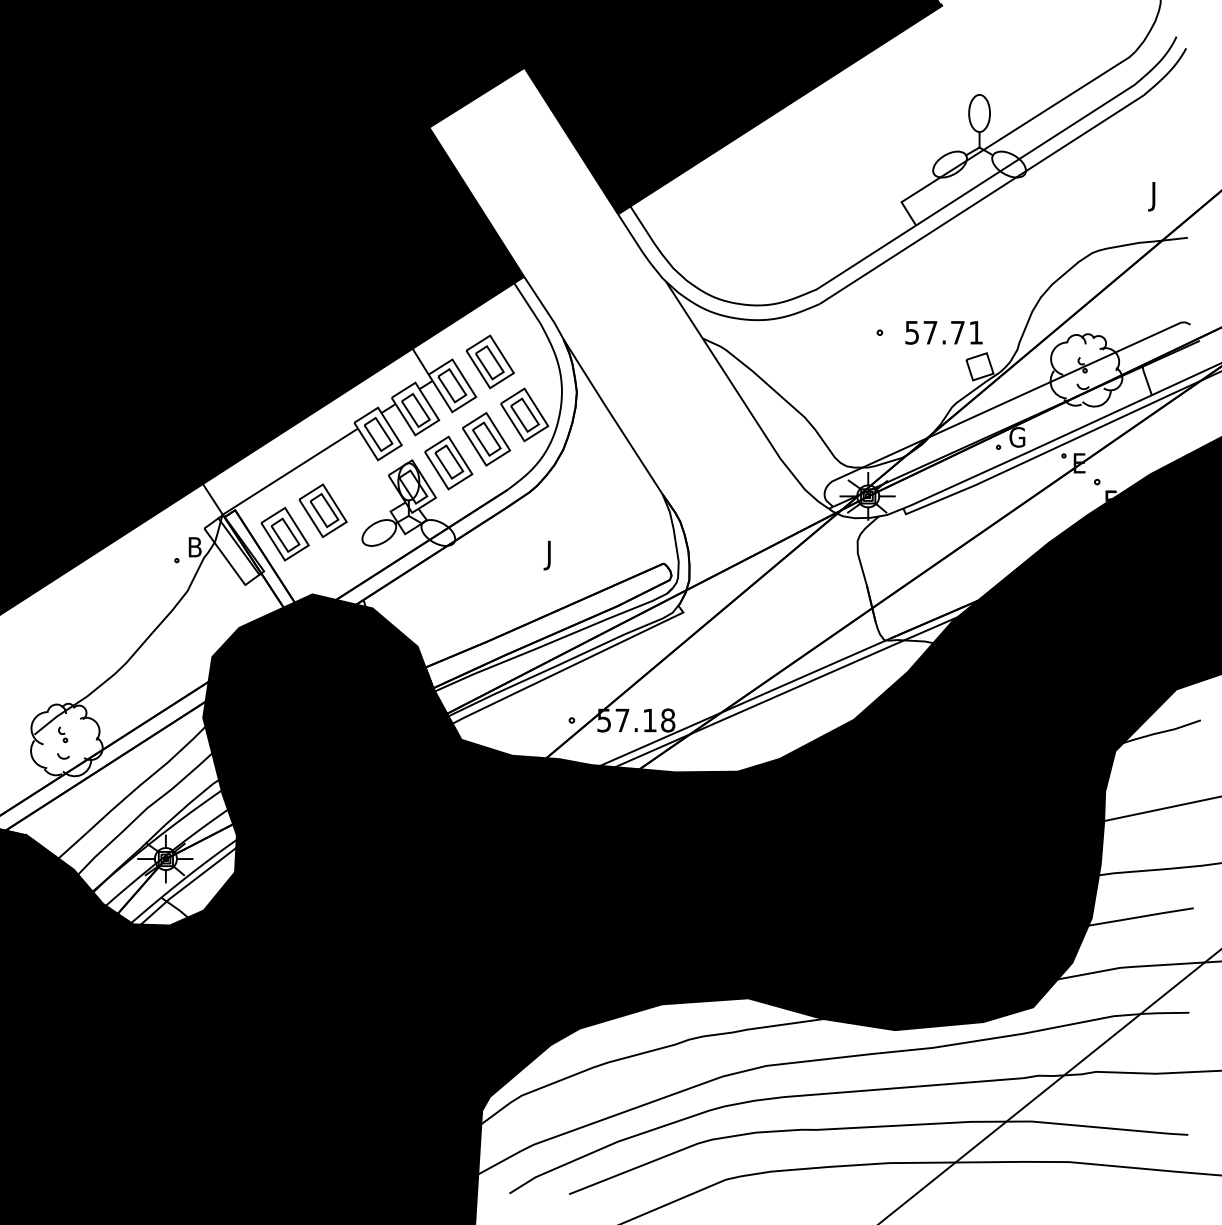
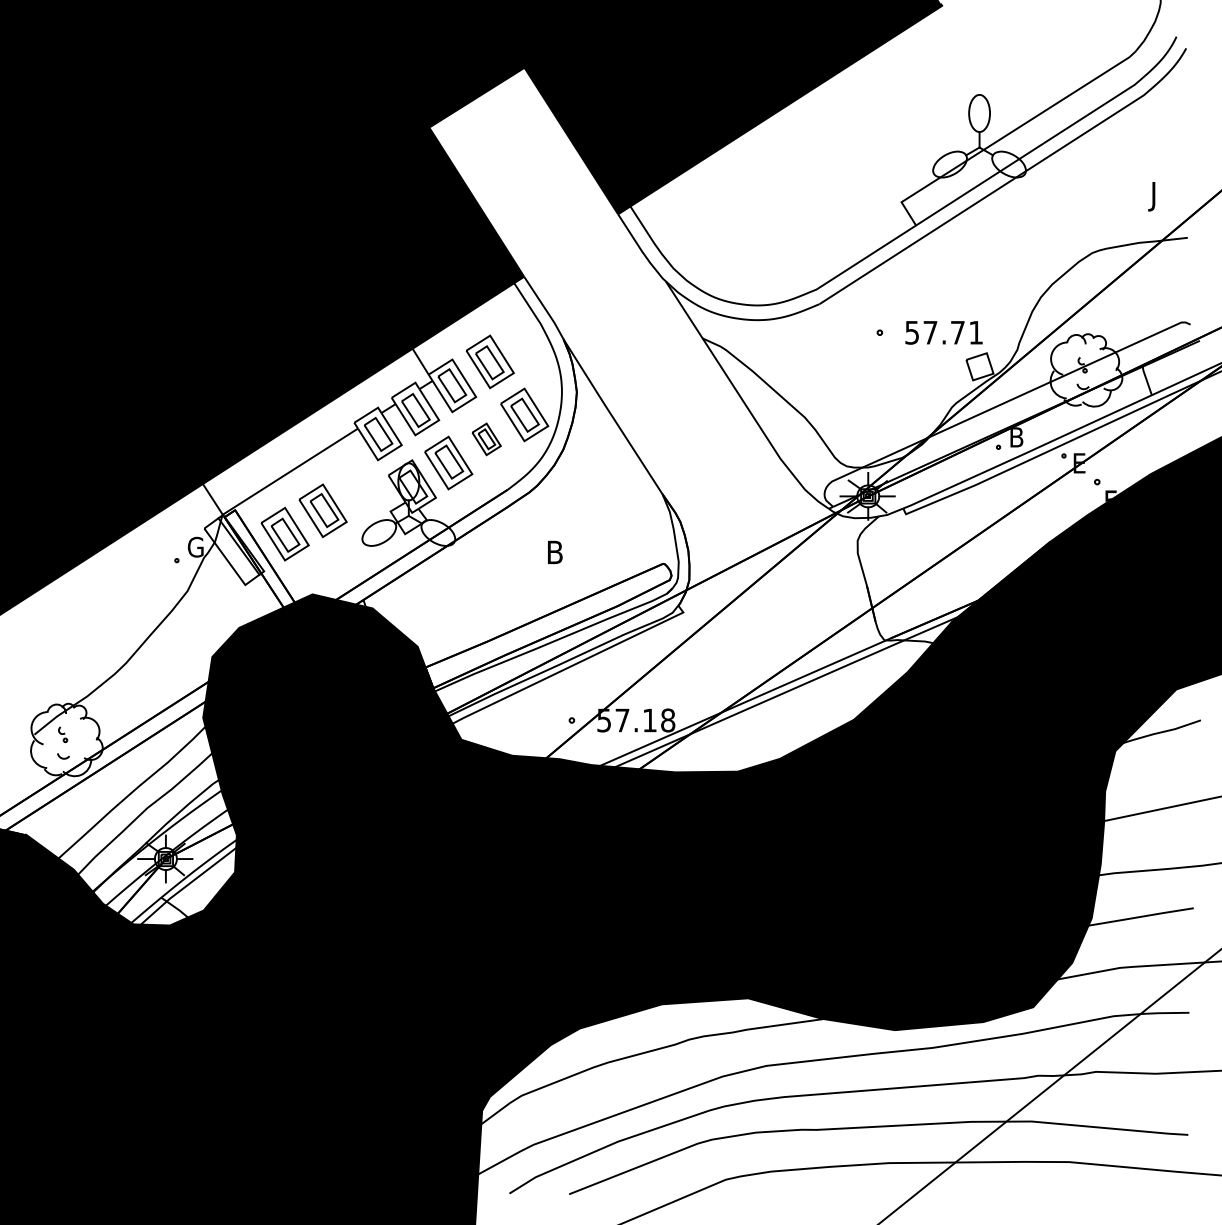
text: G -> B (1017, 437)
part size: 50x55 px -> 31x35 px (486, 439)
text: B -> G (195, 546)
text: J -> B (552, 555)
